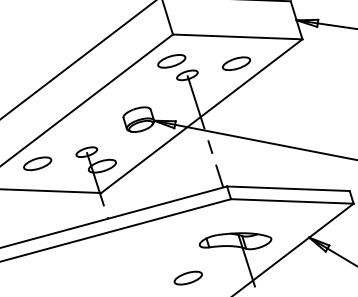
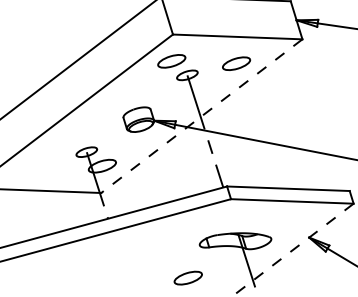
line: solid -> dashed (201, 116)
part: present -> none (37, 163)
line: solid -> dashed (292, 250)
